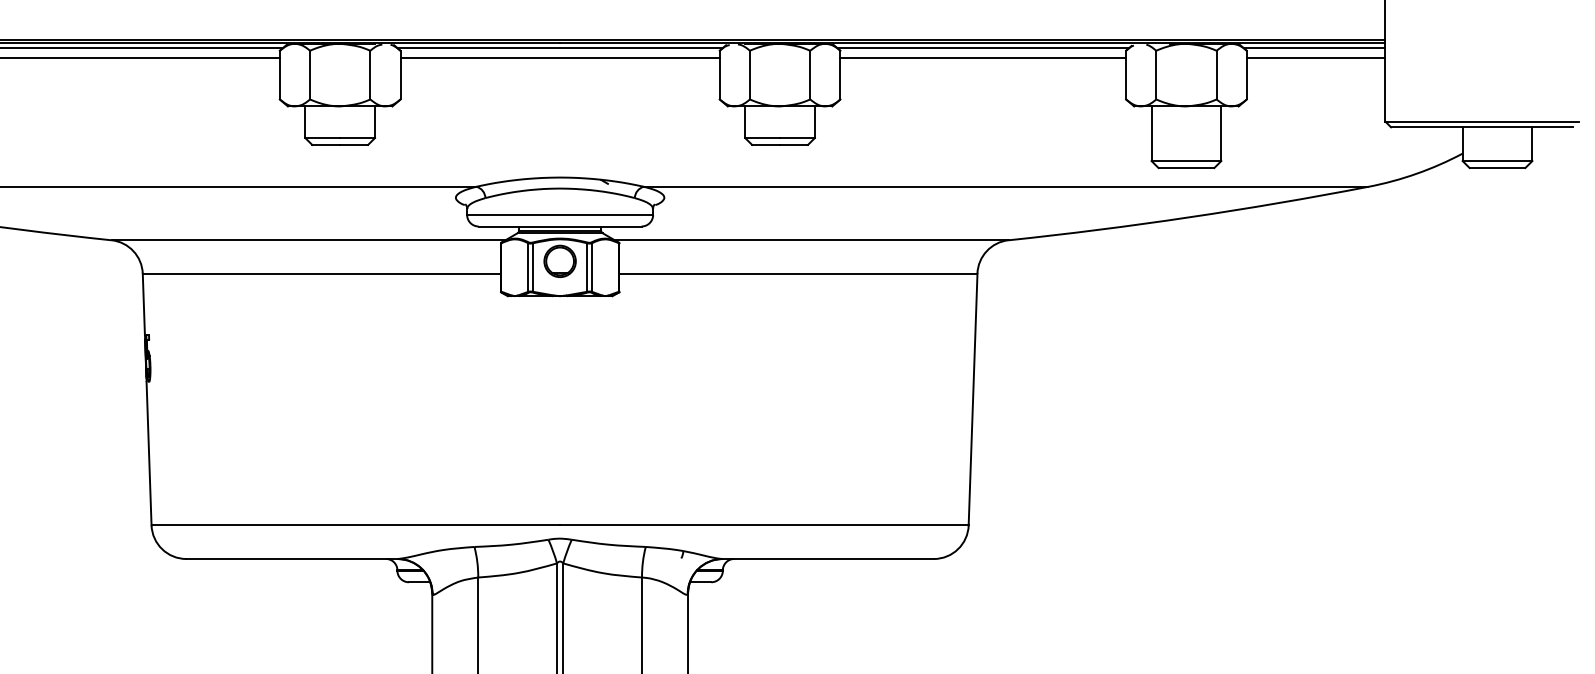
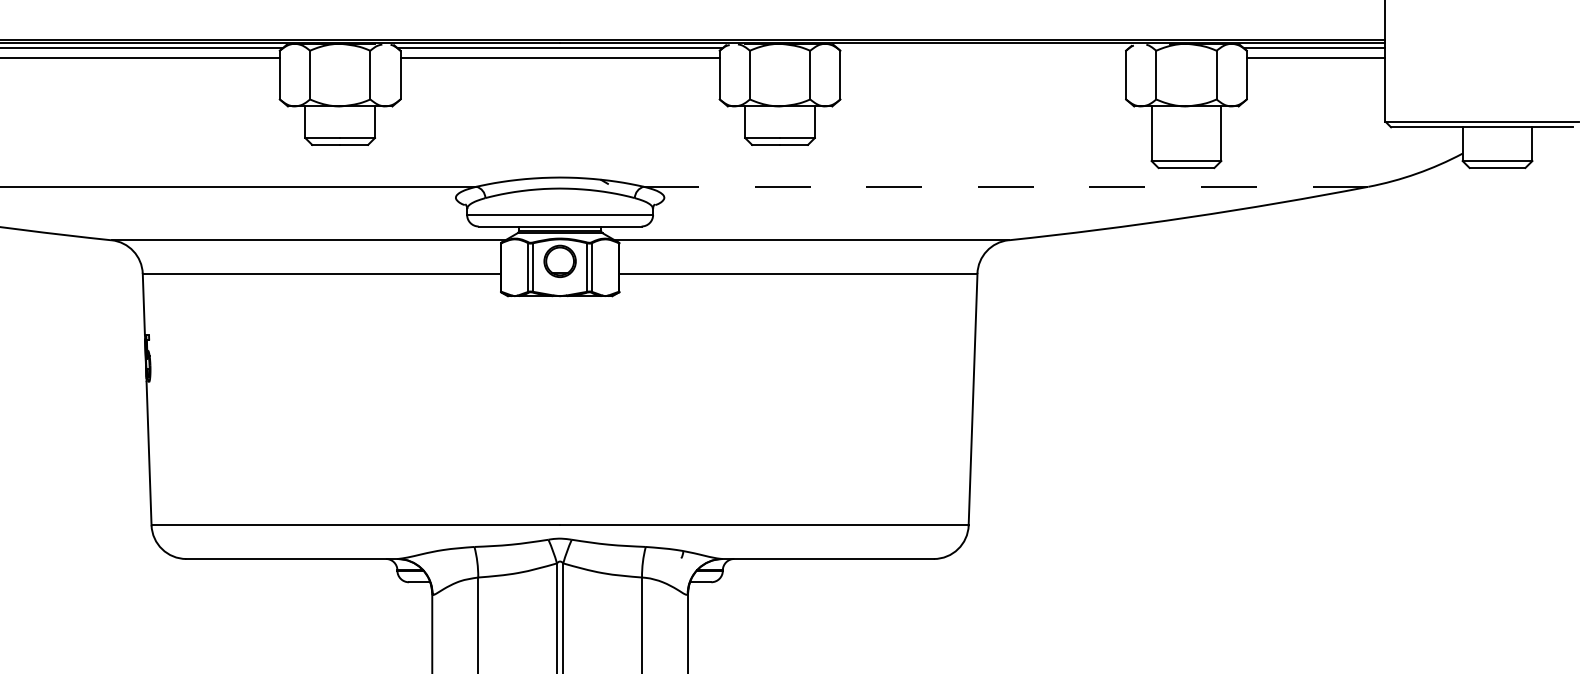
line: present -> none (983, 48)
line: present -> none (983, 57)
line: solid -> dashed (1005, 186)
